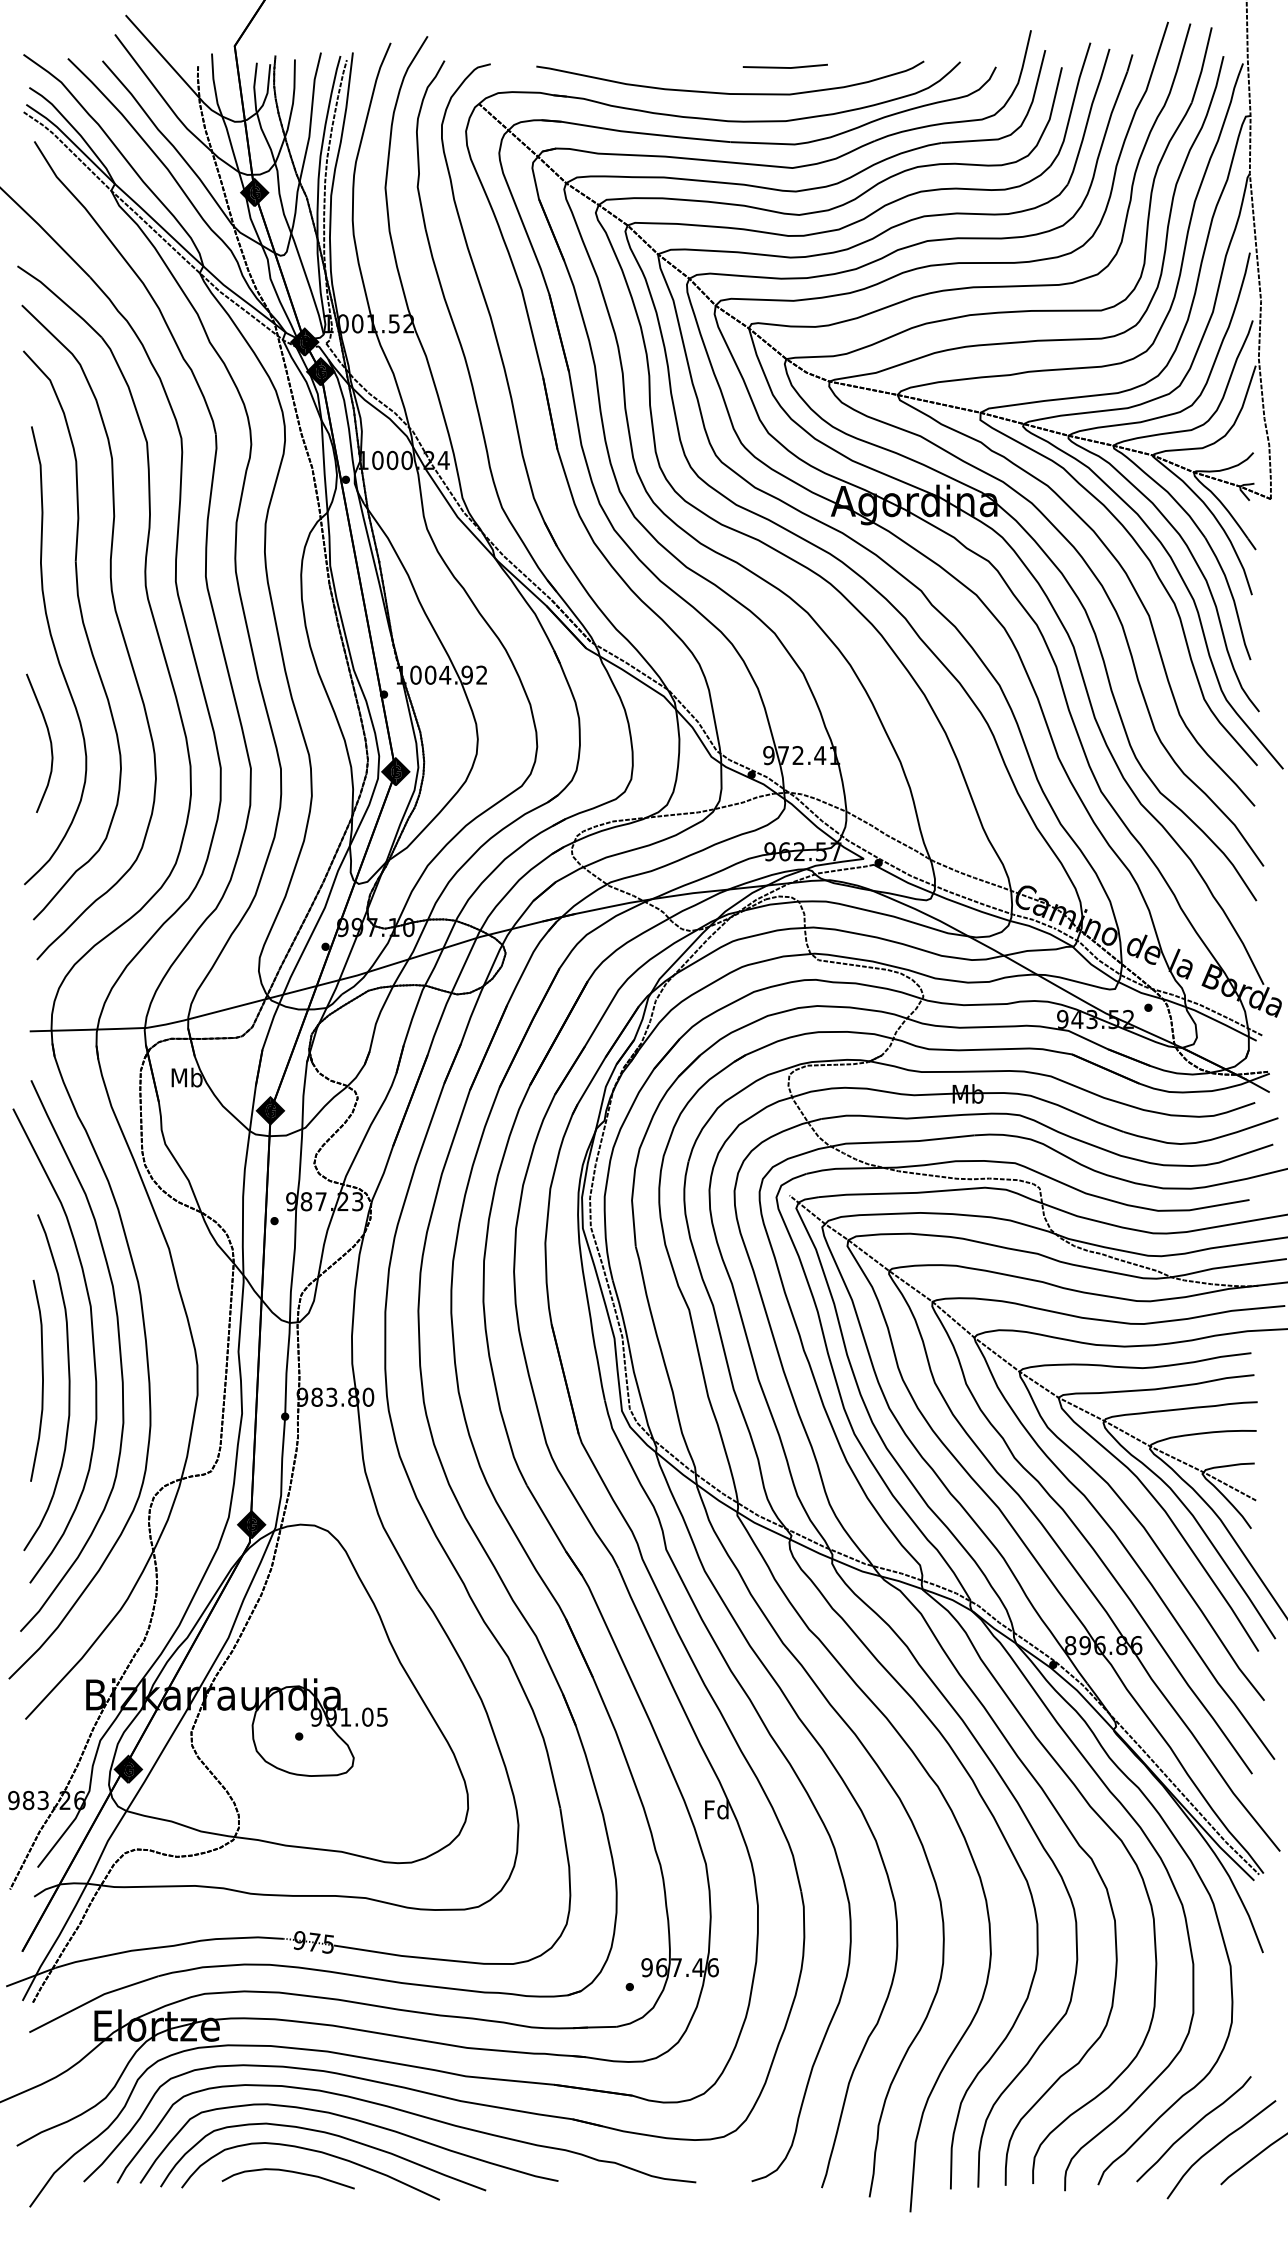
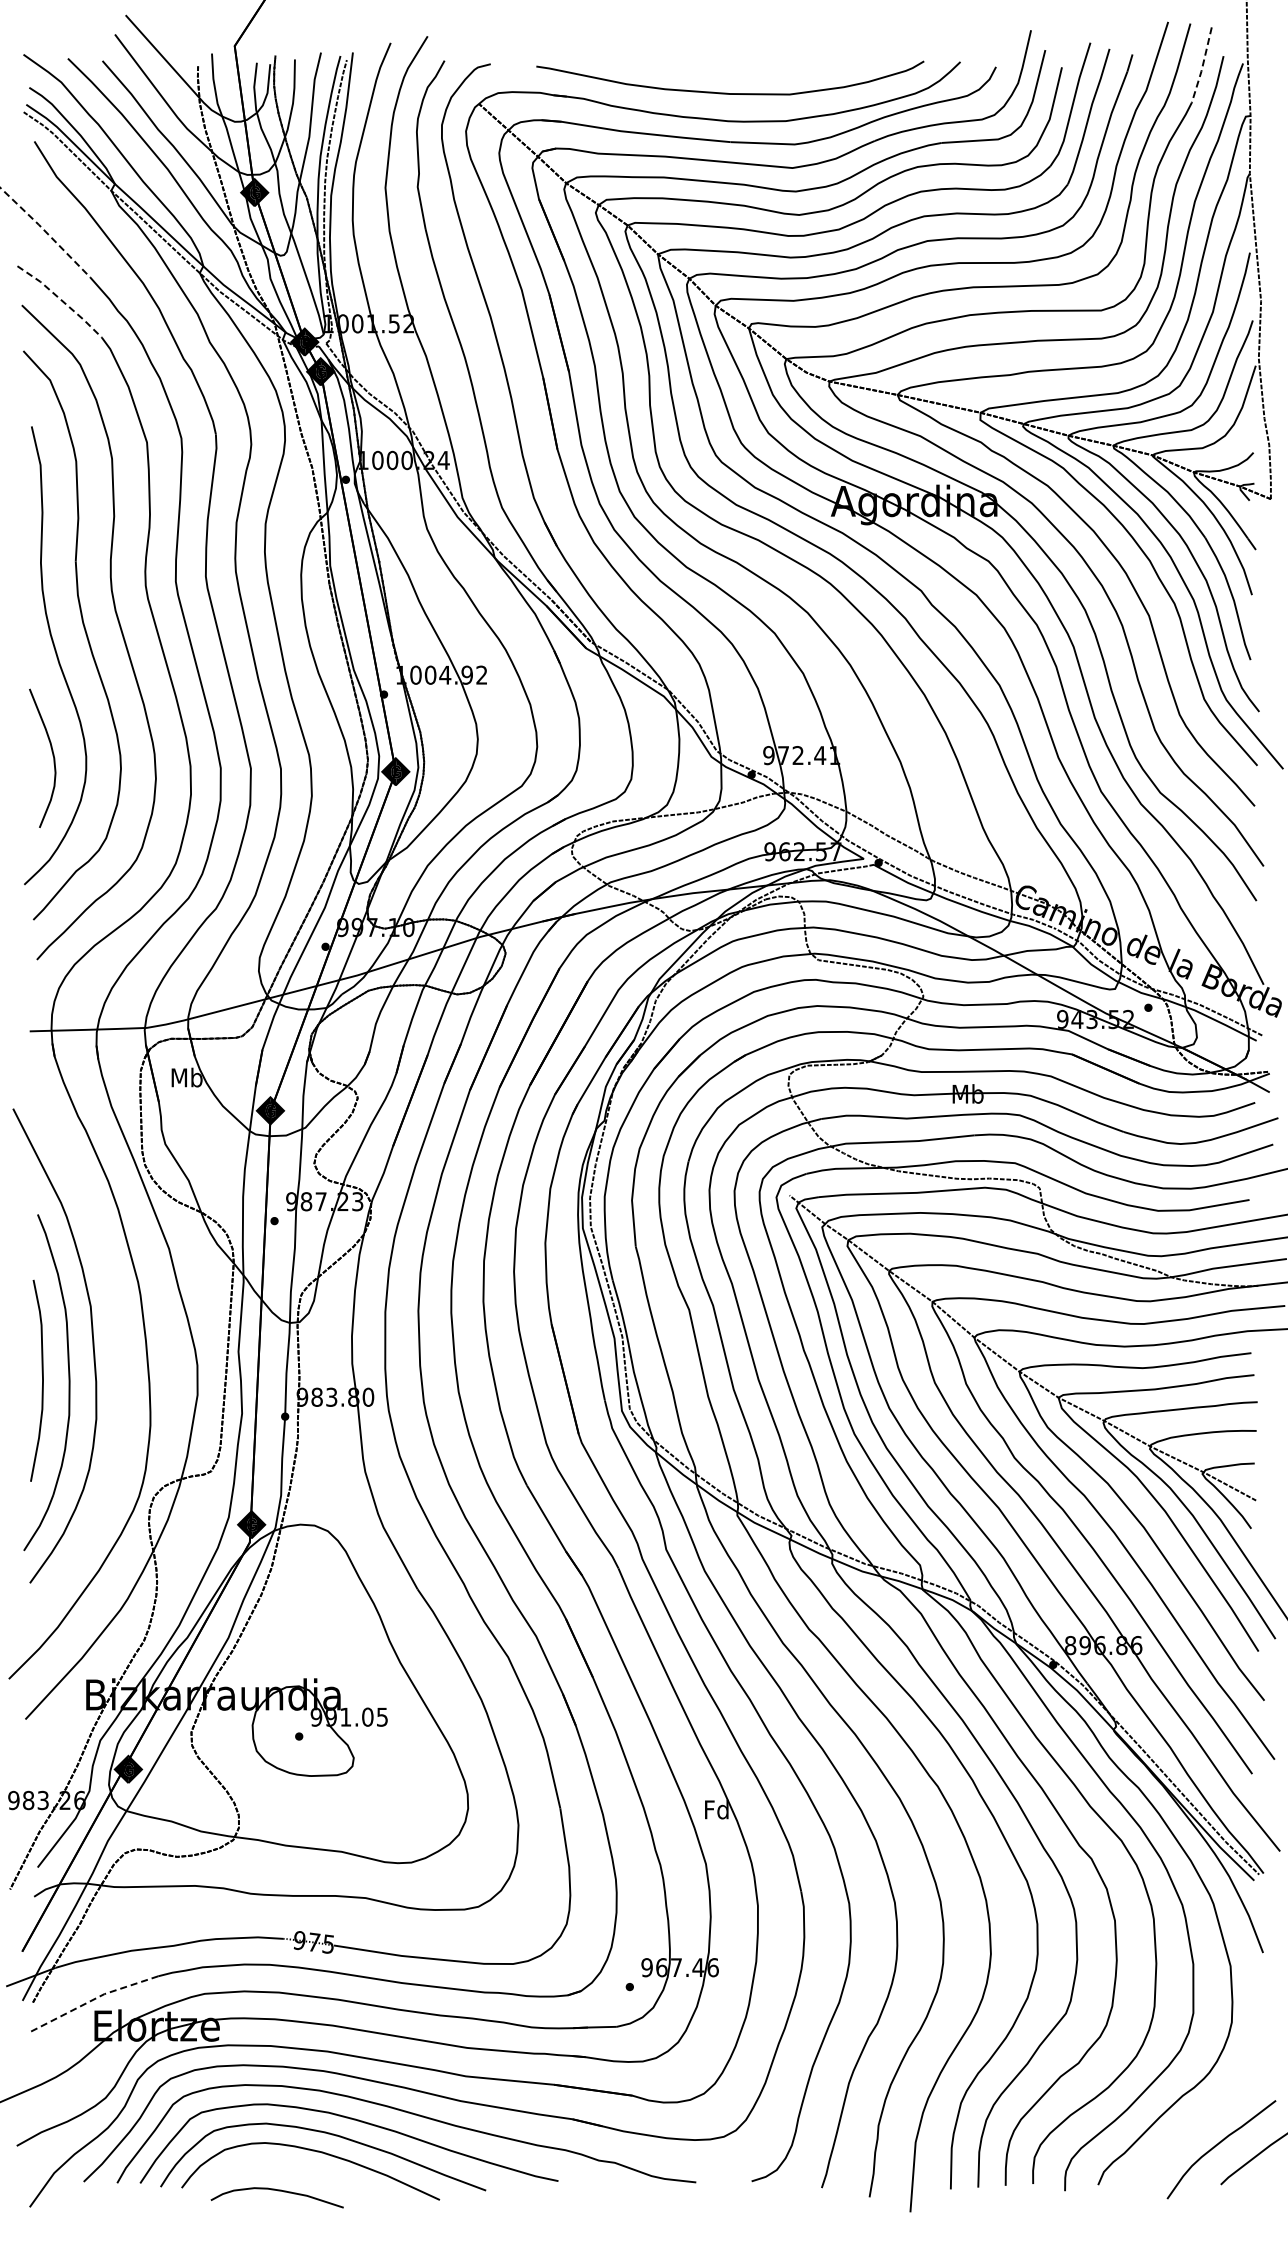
line: solid -> dashed (1202, 65)
line: present -> none (784, 67)
line: solid -> dashed (45, 231)
line: solid -> dashed (61, 300)
curve position: (49, 740) -> (52, 755) (52, 755)
curve: present -> none (119, 1355)
line: solid -> dashed (92, 2000)
curve: present -> none (1192, 2128)
curve position: (288, 2172) -> (277, 2191) (277, 2191)
